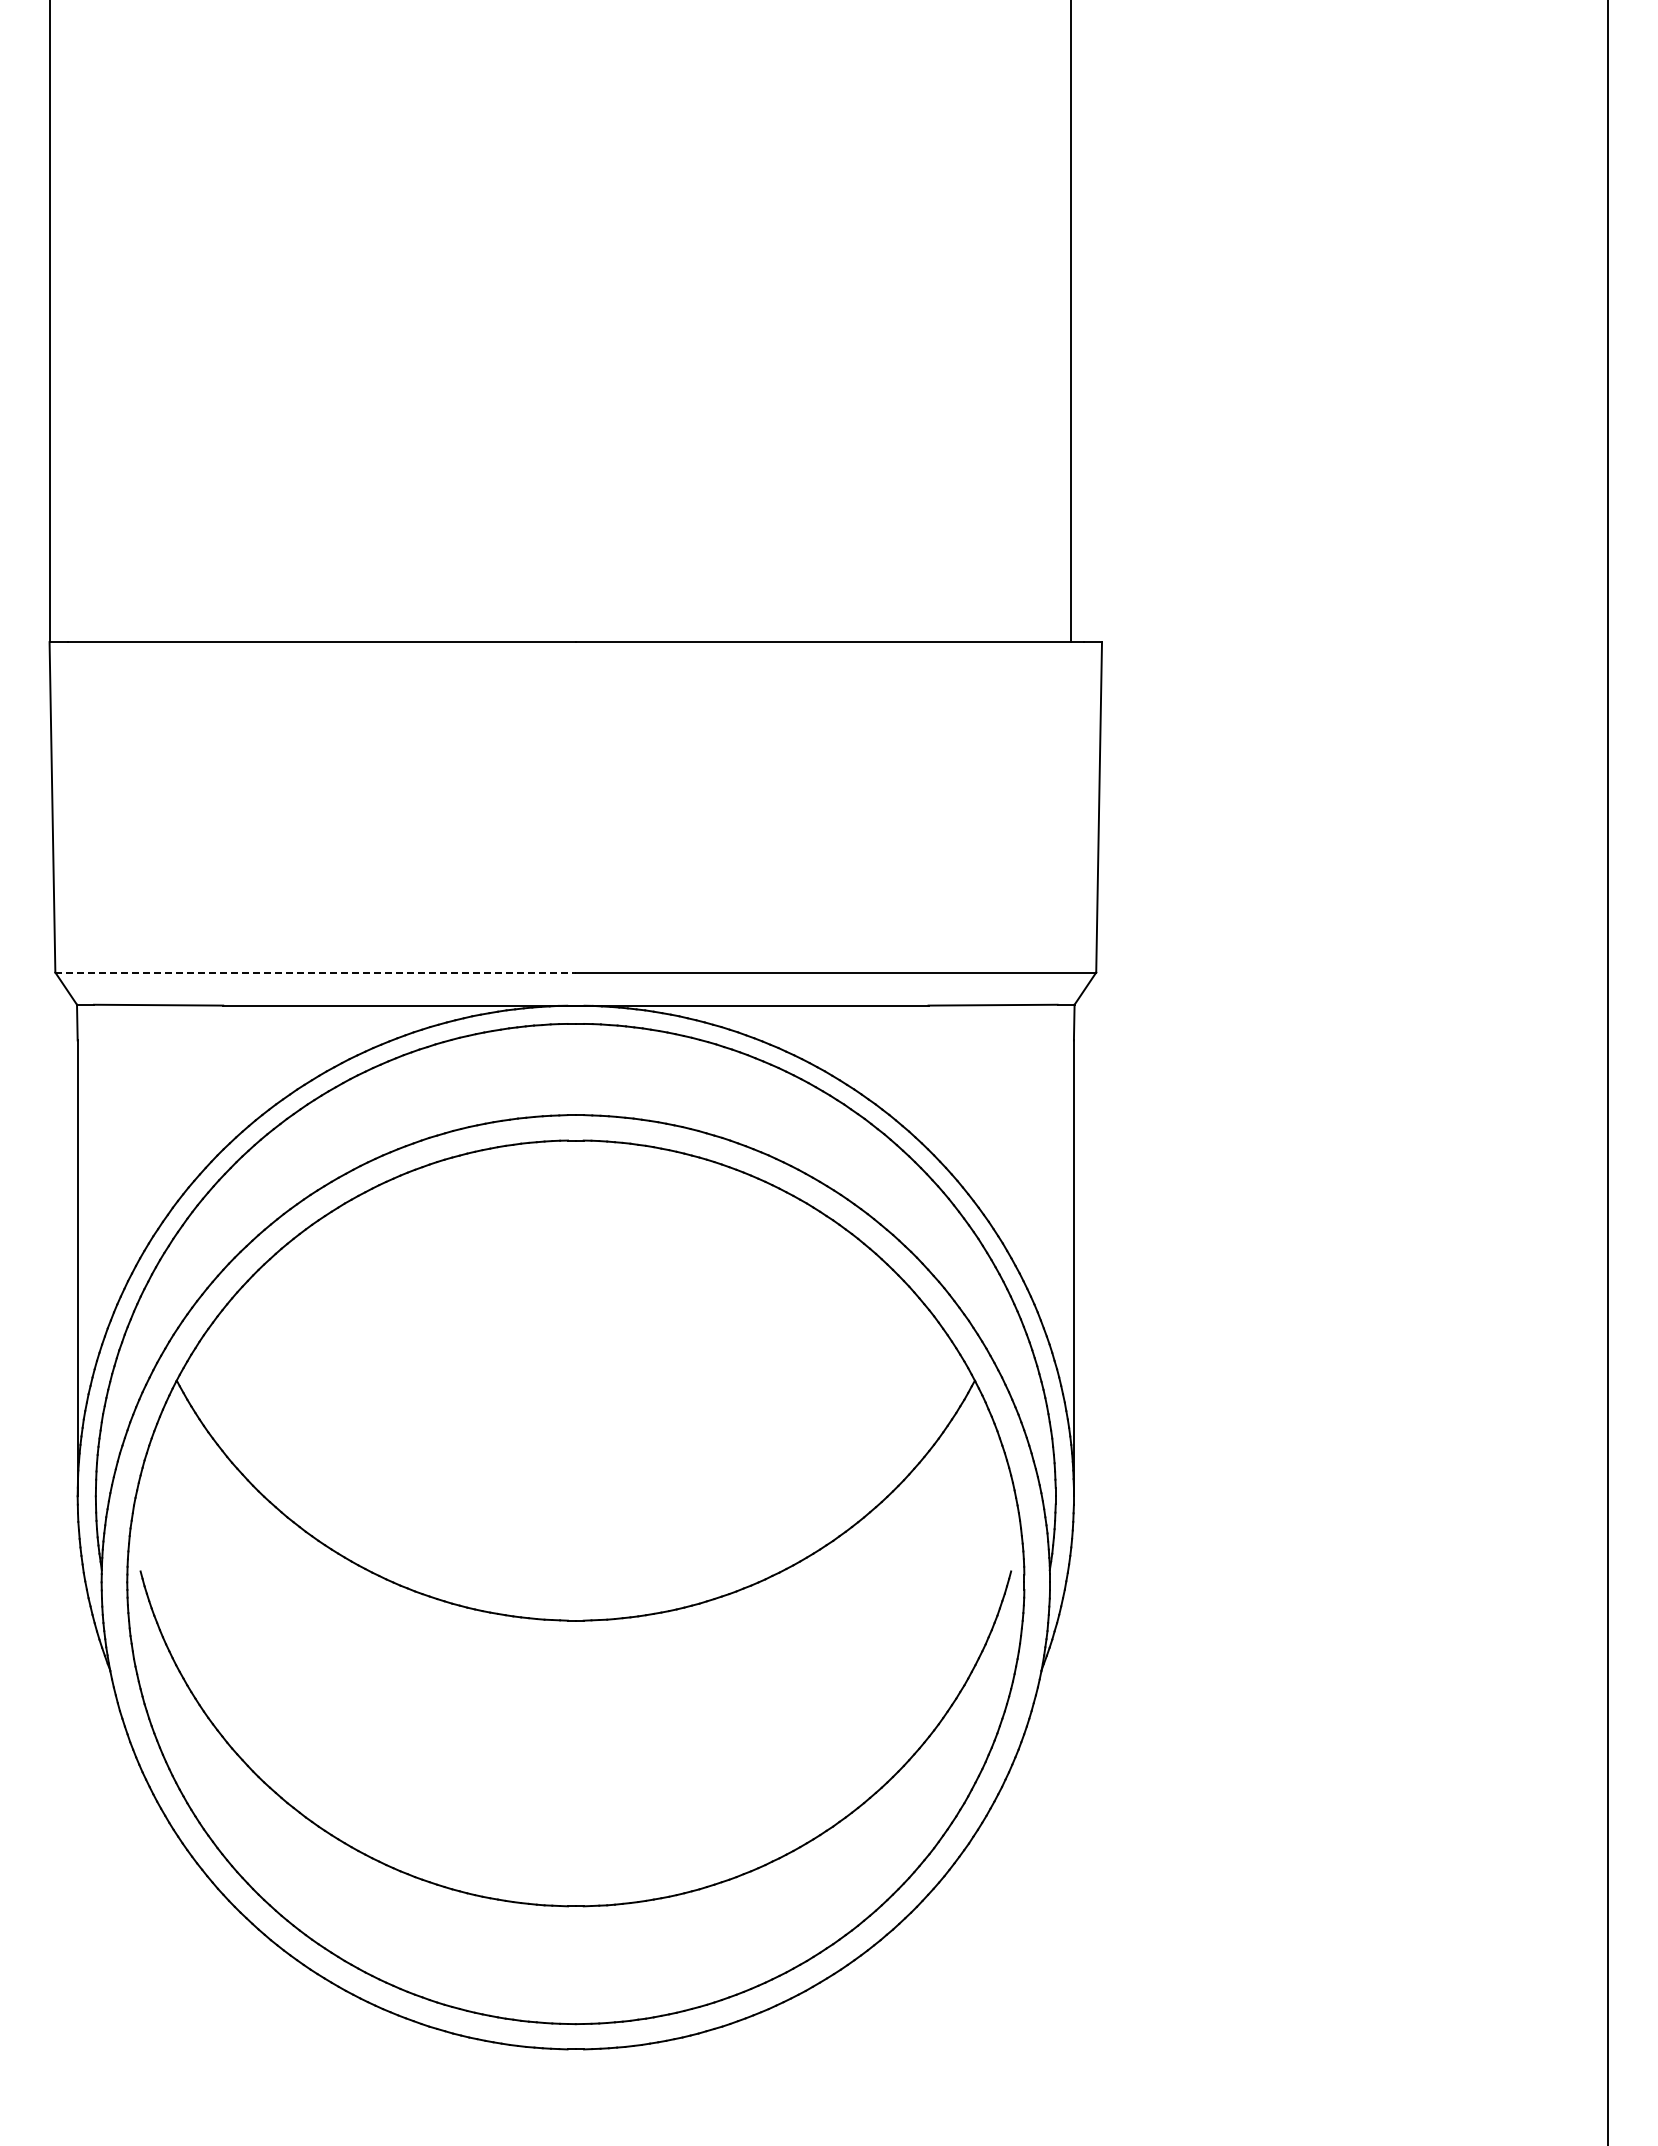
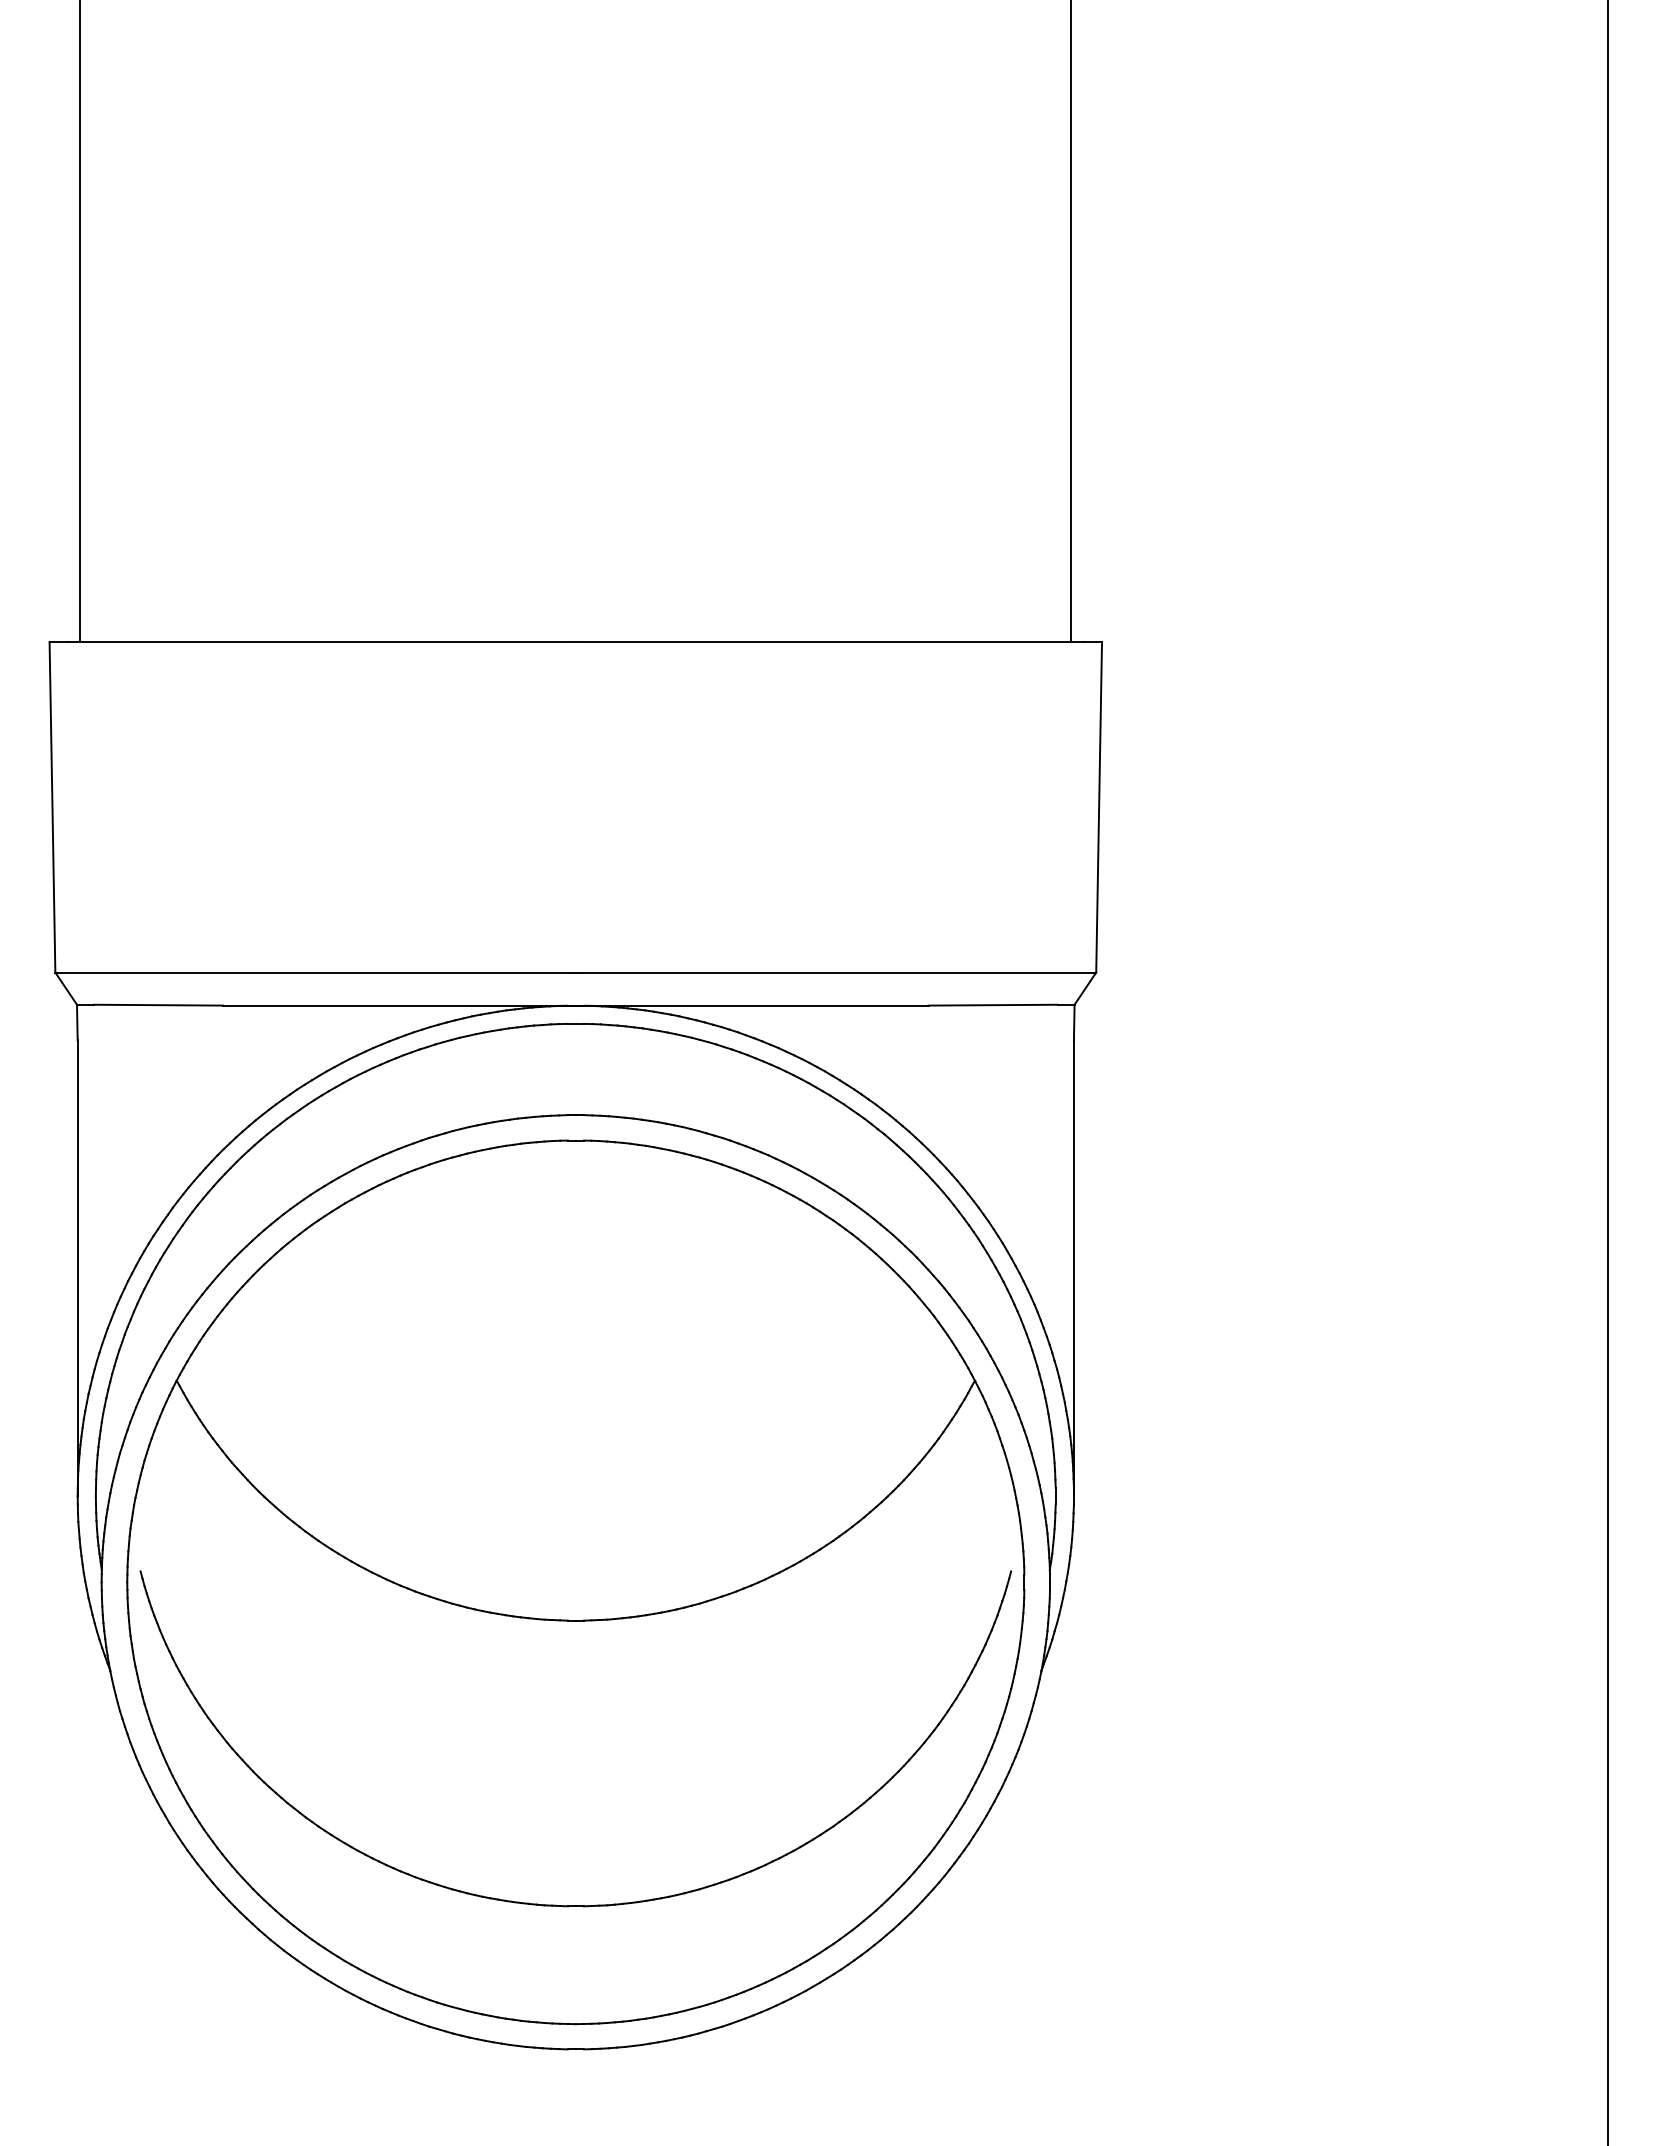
line position: (50, 322) -> (80, 322) (80, 322)
line: dashed -> solid (316, 972)
